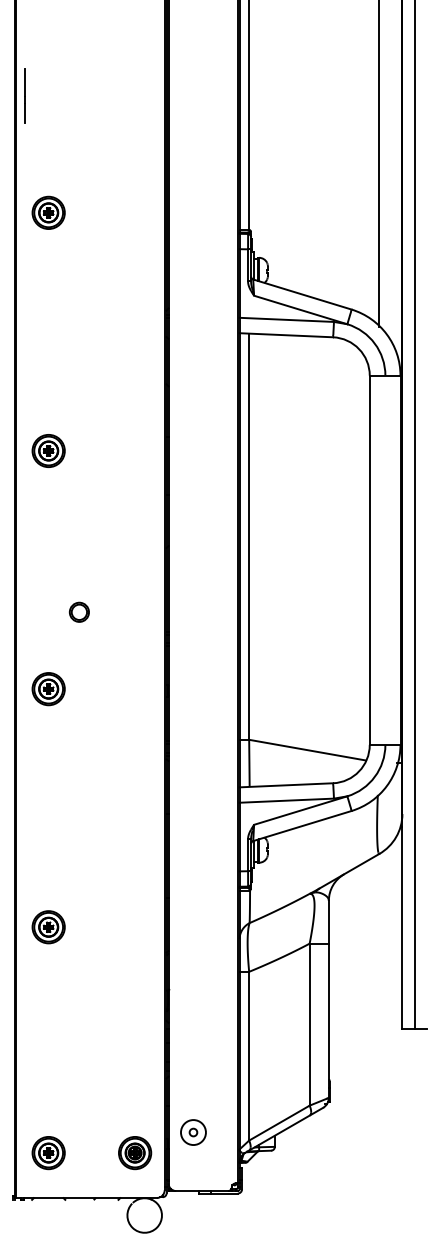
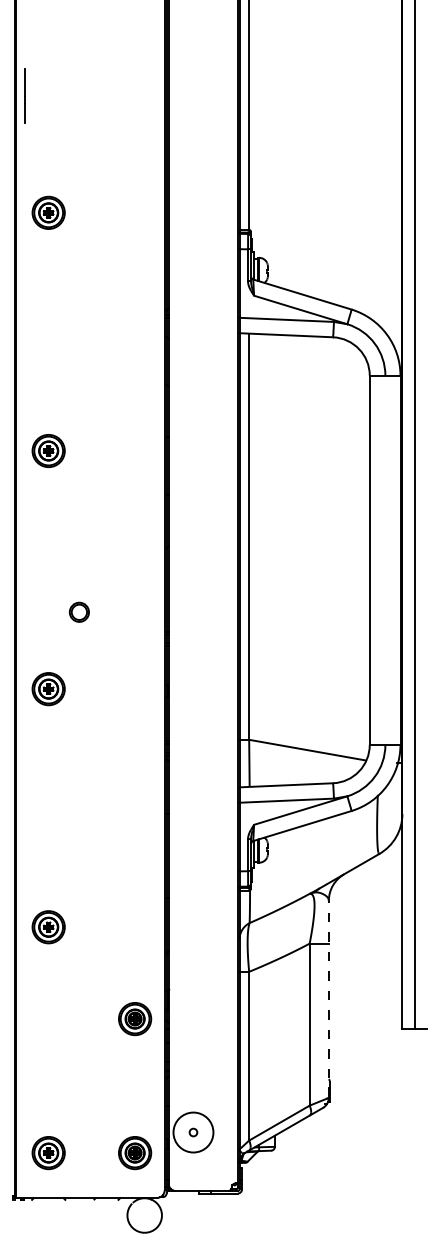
line: present -> none (379, 164)
line: solid -> dashed (328, 999)
part: none -> present (135, 1019)
circle diameter: 25 px -> 40 px (193, 1132)
